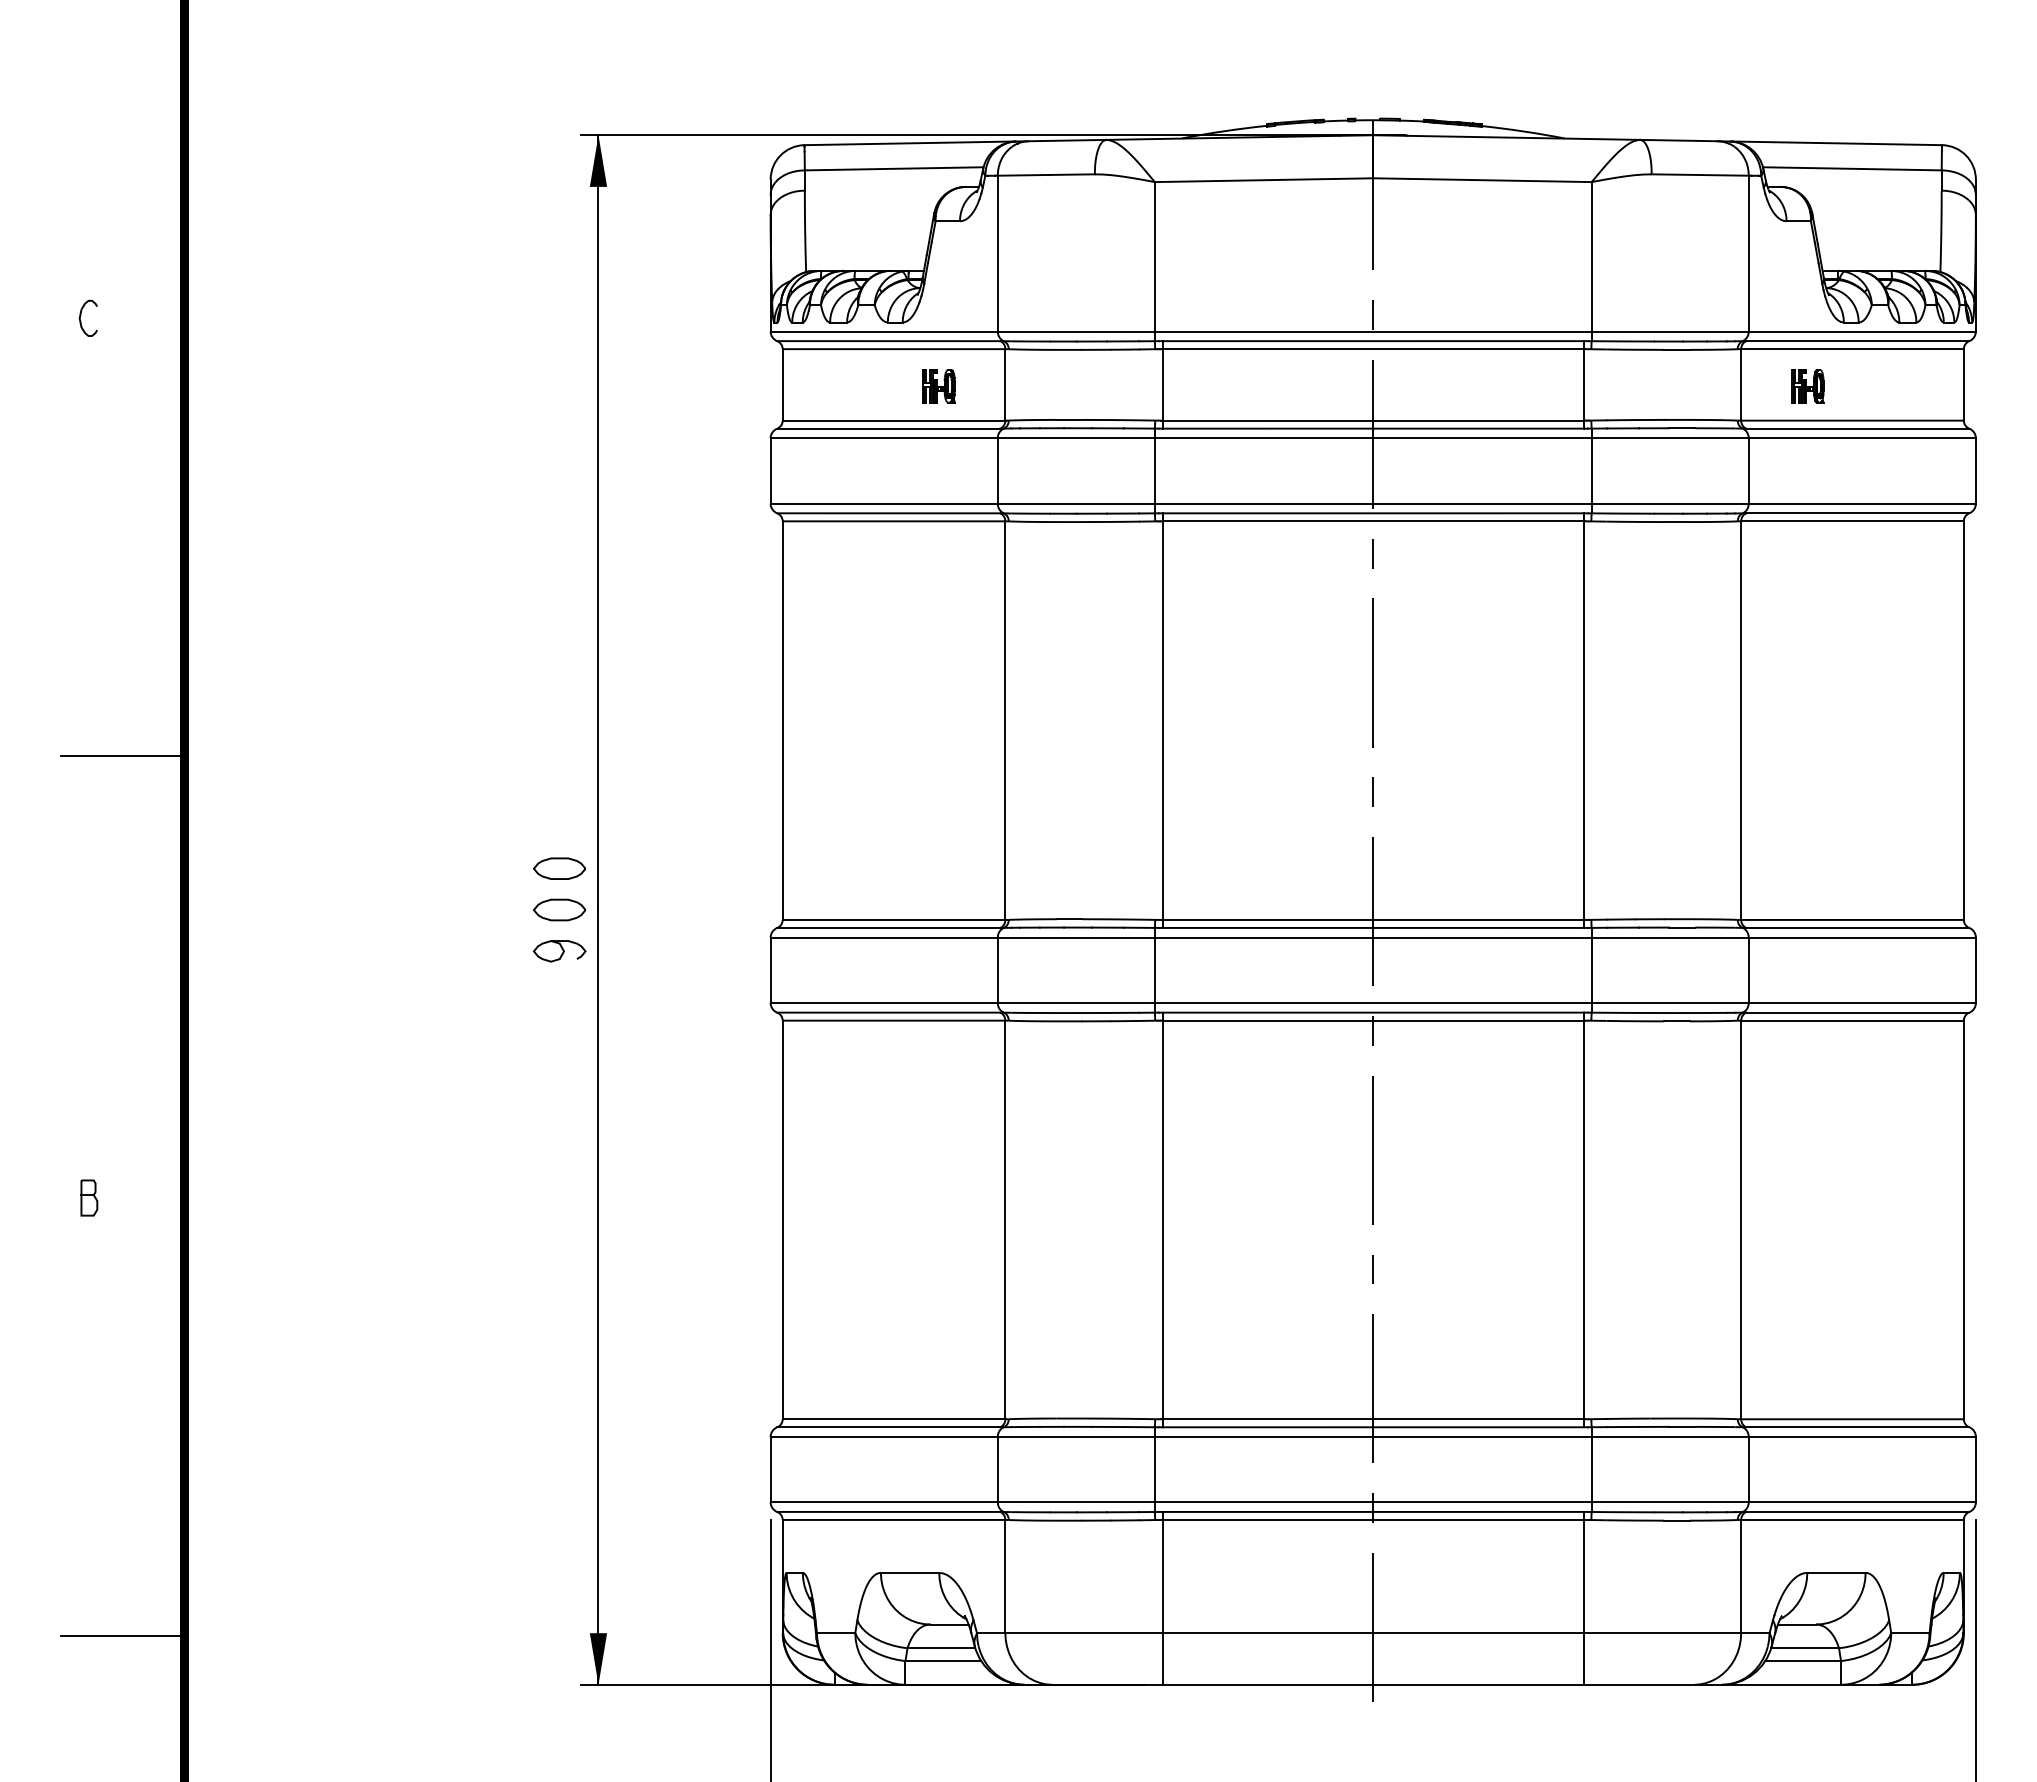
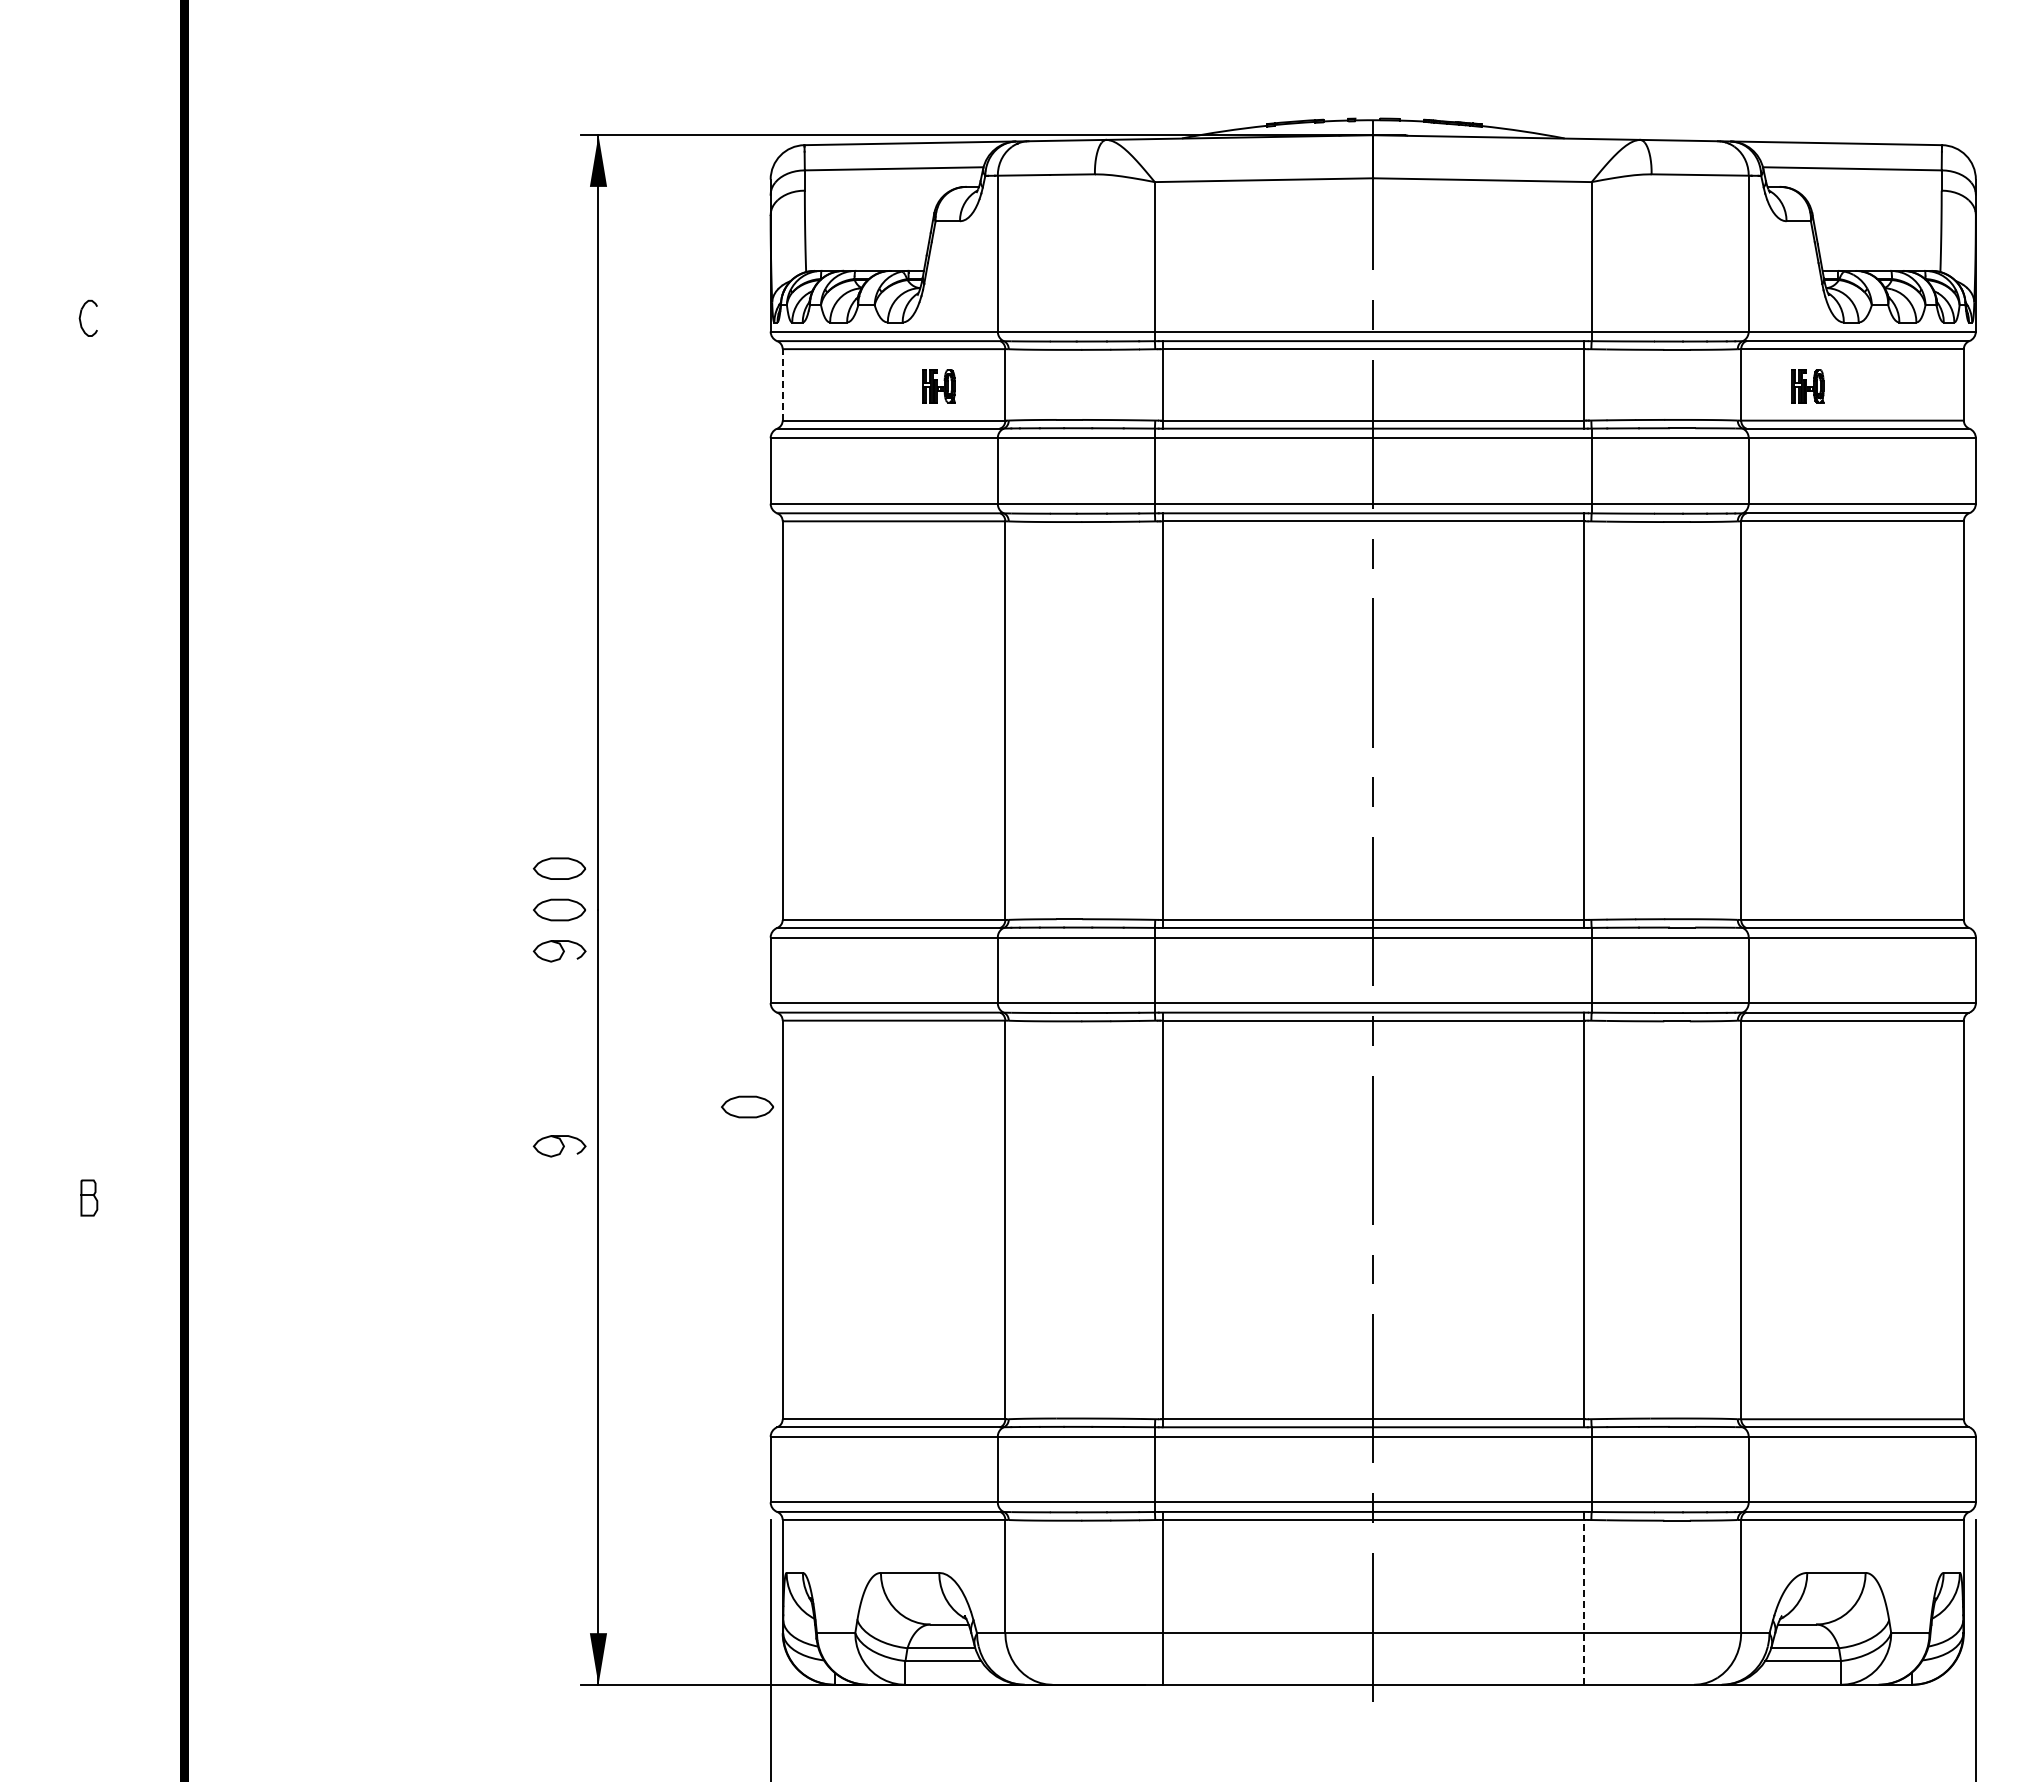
line: solid -> dashed (782, 384)
line: present -> none (122, 756)
part: none -> present (747, 1106)
curve: none -> present (561, 1148)
line: solid -> dashed (1583, 1597)
line: present -> none (122, 1636)
